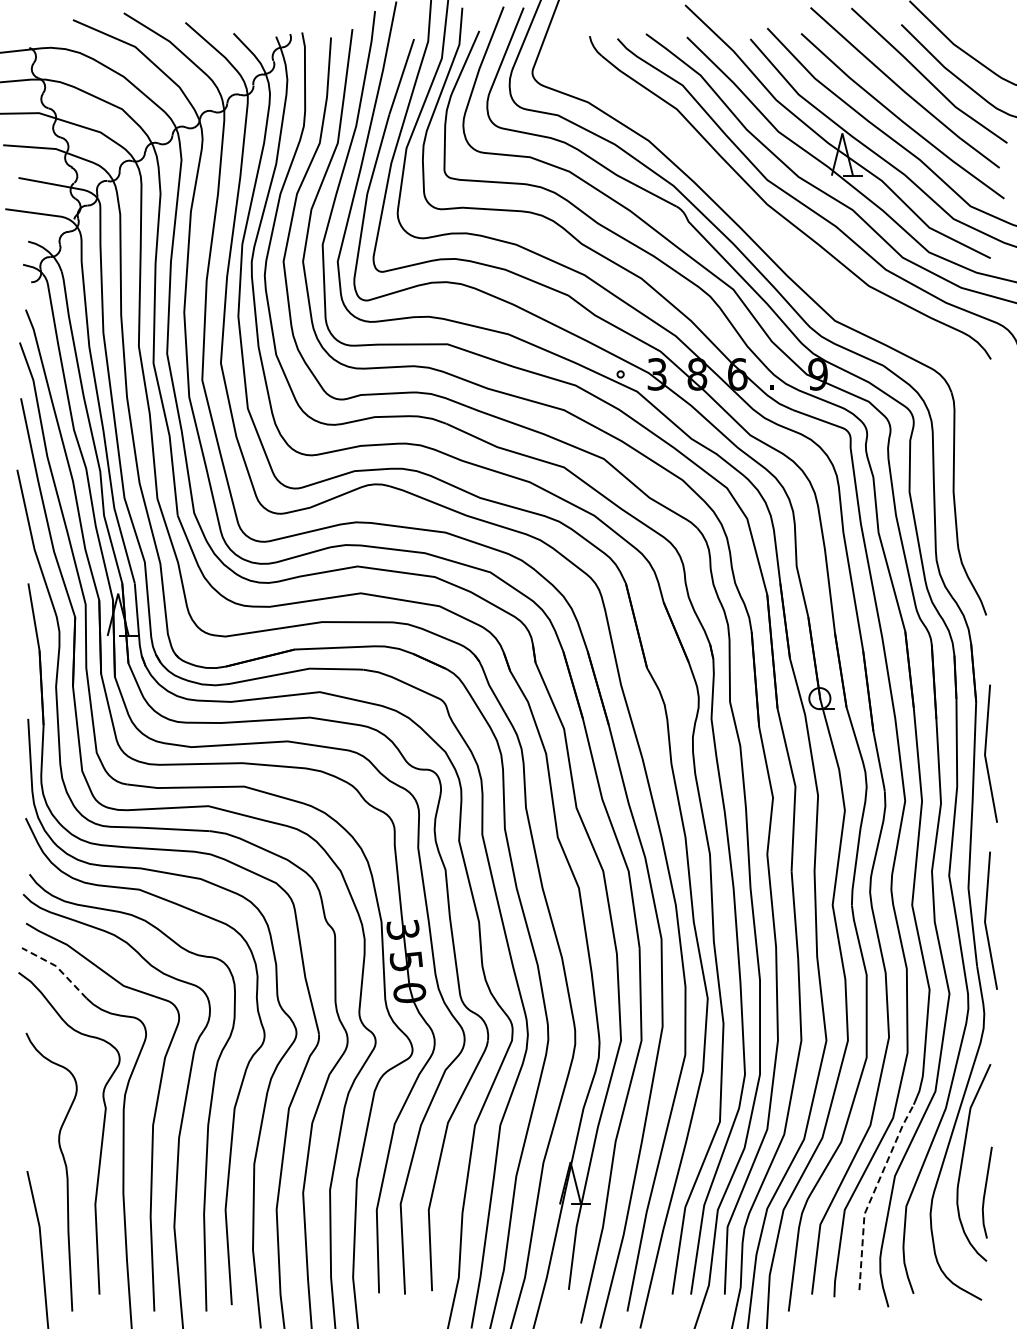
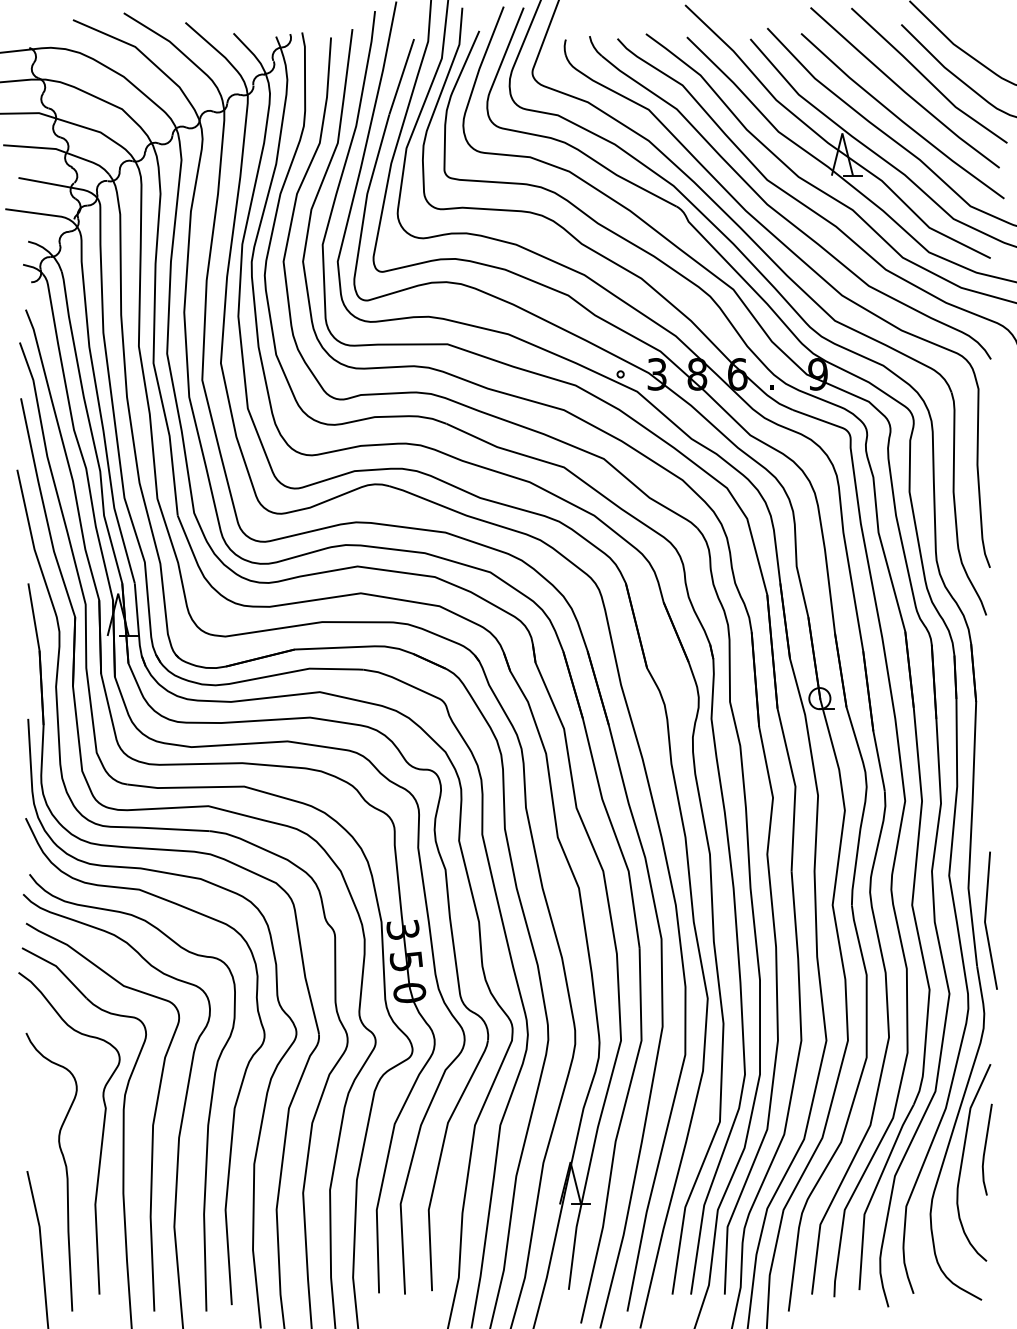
part: none -> present (810, 269)
line: present -> none (986, 752)
line: dashed -> solid (57, 967)
line position: (985, 1192) -> (985, 1149) (985, 1149)
line: dashed -> solid (873, 1193)
